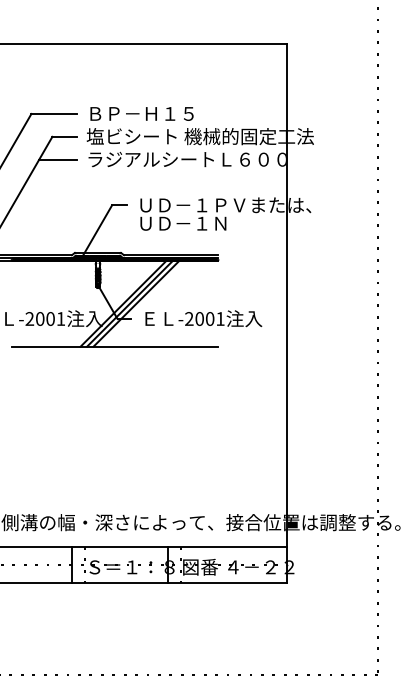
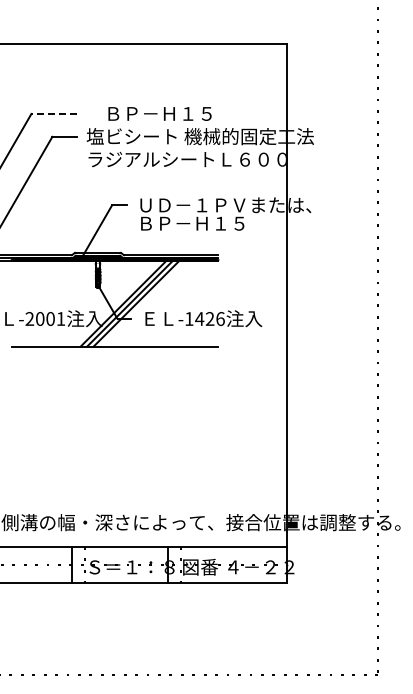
line: solid -> dashed (54, 113)
text position: (141, 113) -> (159, 113) (159, 113)
line: present -> none (57, 159)
text: ＵＤ－１Ｎ -> ＢＰ－Ｈ１５ (192, 223)
text: -2001 -> -1426 (204, 318)
